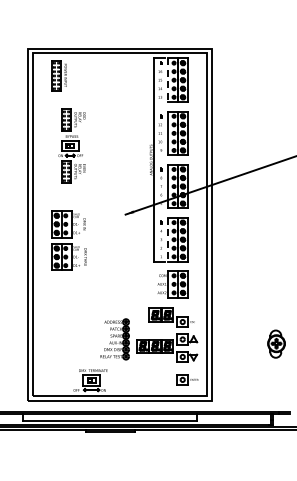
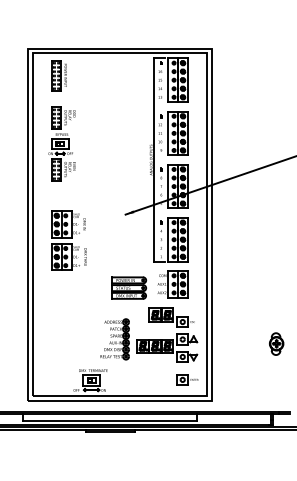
line: dashed -> solid (167, 80)
part position: (71, 145) -> (61, 143) (61, 143)
line: dashed -> solid (167, 239)
part: none -> present (129, 287)
part size: 19x30 px -> 16x24 px (276, 343)
